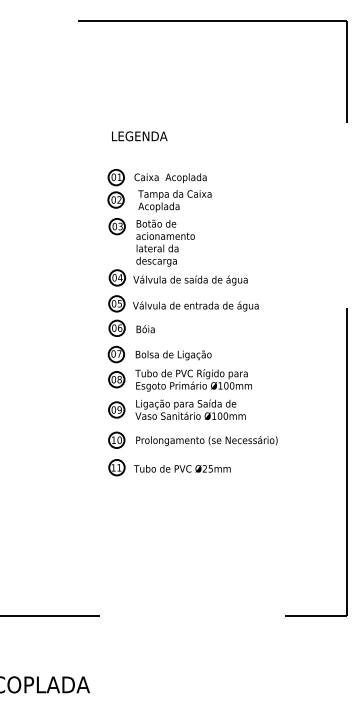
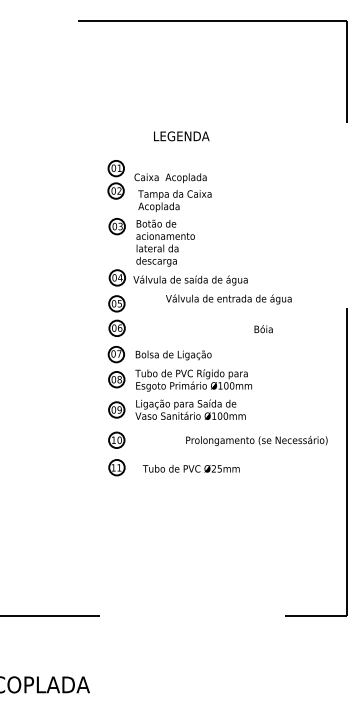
text position: (139, 136) -> (181, 136) (181, 136)
part position: (115, 188) -> (115, 179) (115, 179)
text position: (195, 306) -> (228, 299) (228, 299)
text position: (145, 329) -> (263, 329) (263, 329)
text position: (206, 440) -> (256, 440) (256, 440)
text position: (181, 468) -> (190, 468) (190, 468)
